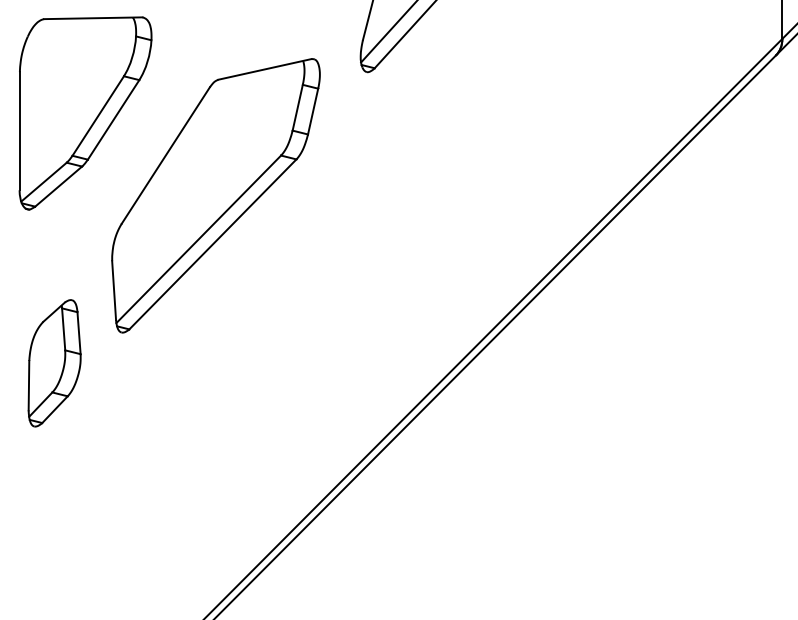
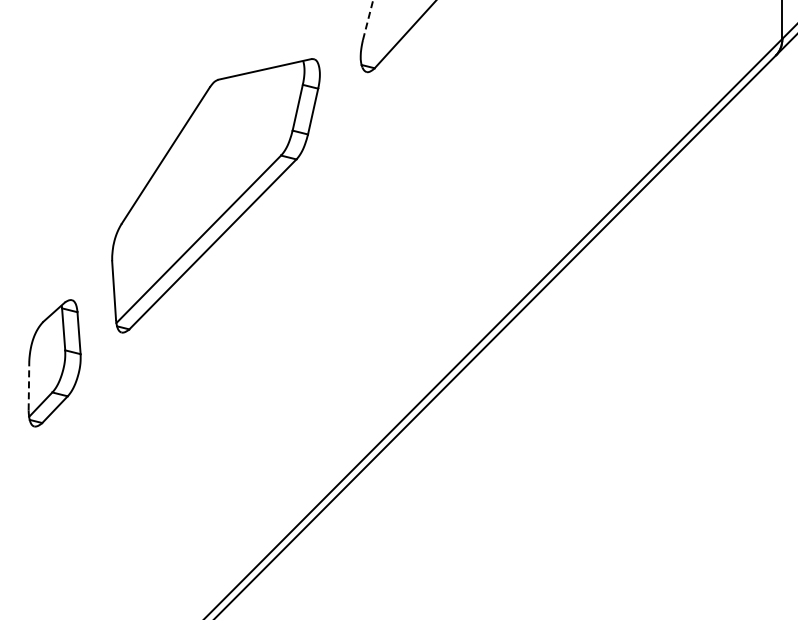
line: solid -> dashed (368, 20)
line: present -> none (388, 32)
part: present -> none (85, 113)
line: solid -> dashed (28, 385)
